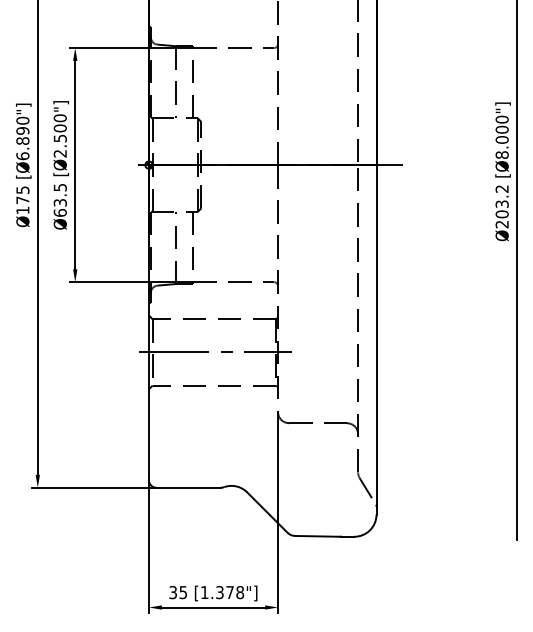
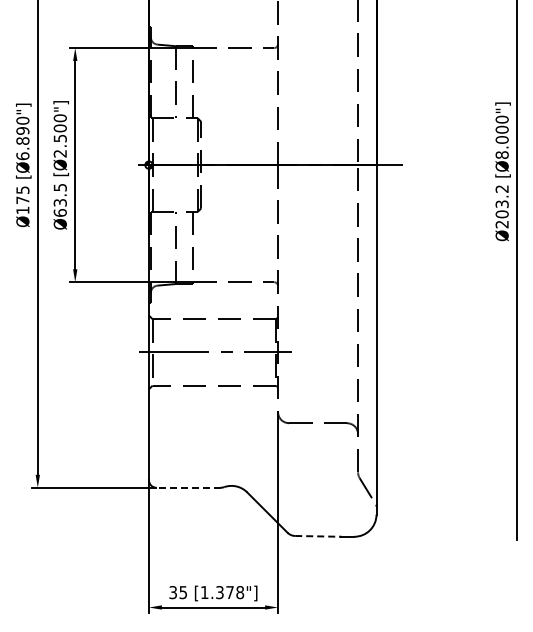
line: solid -> dashed (188, 487)
line: solid -> dashed (317, 536)
